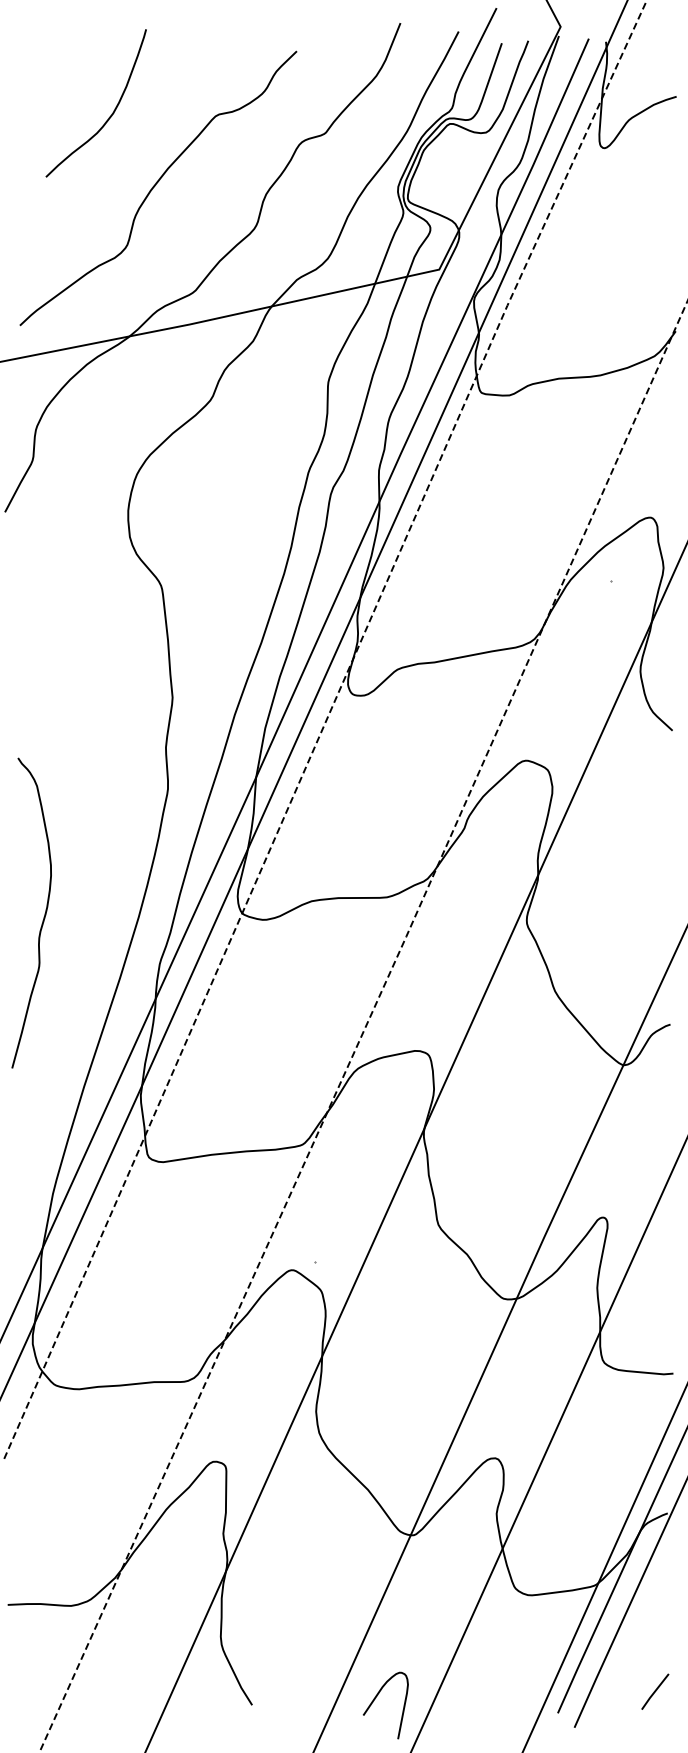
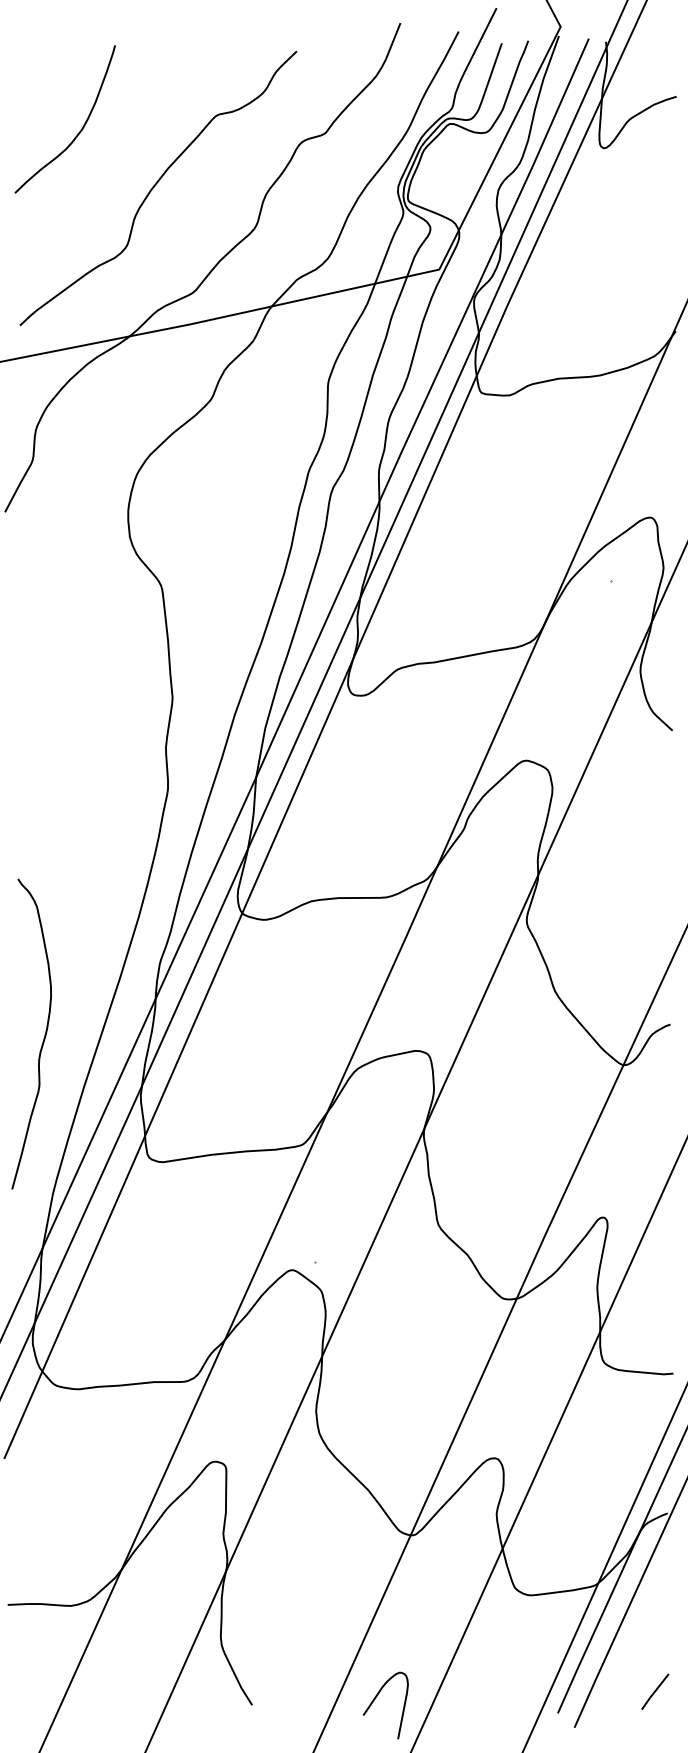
curve position: (109, 116) -> (78, 132) (78, 132)
line: dashed -> solid (323, 727)
curve position: (43, 917) -> (43, 1038) (43, 1038)
line: dashed -> solid (365, 1026)
